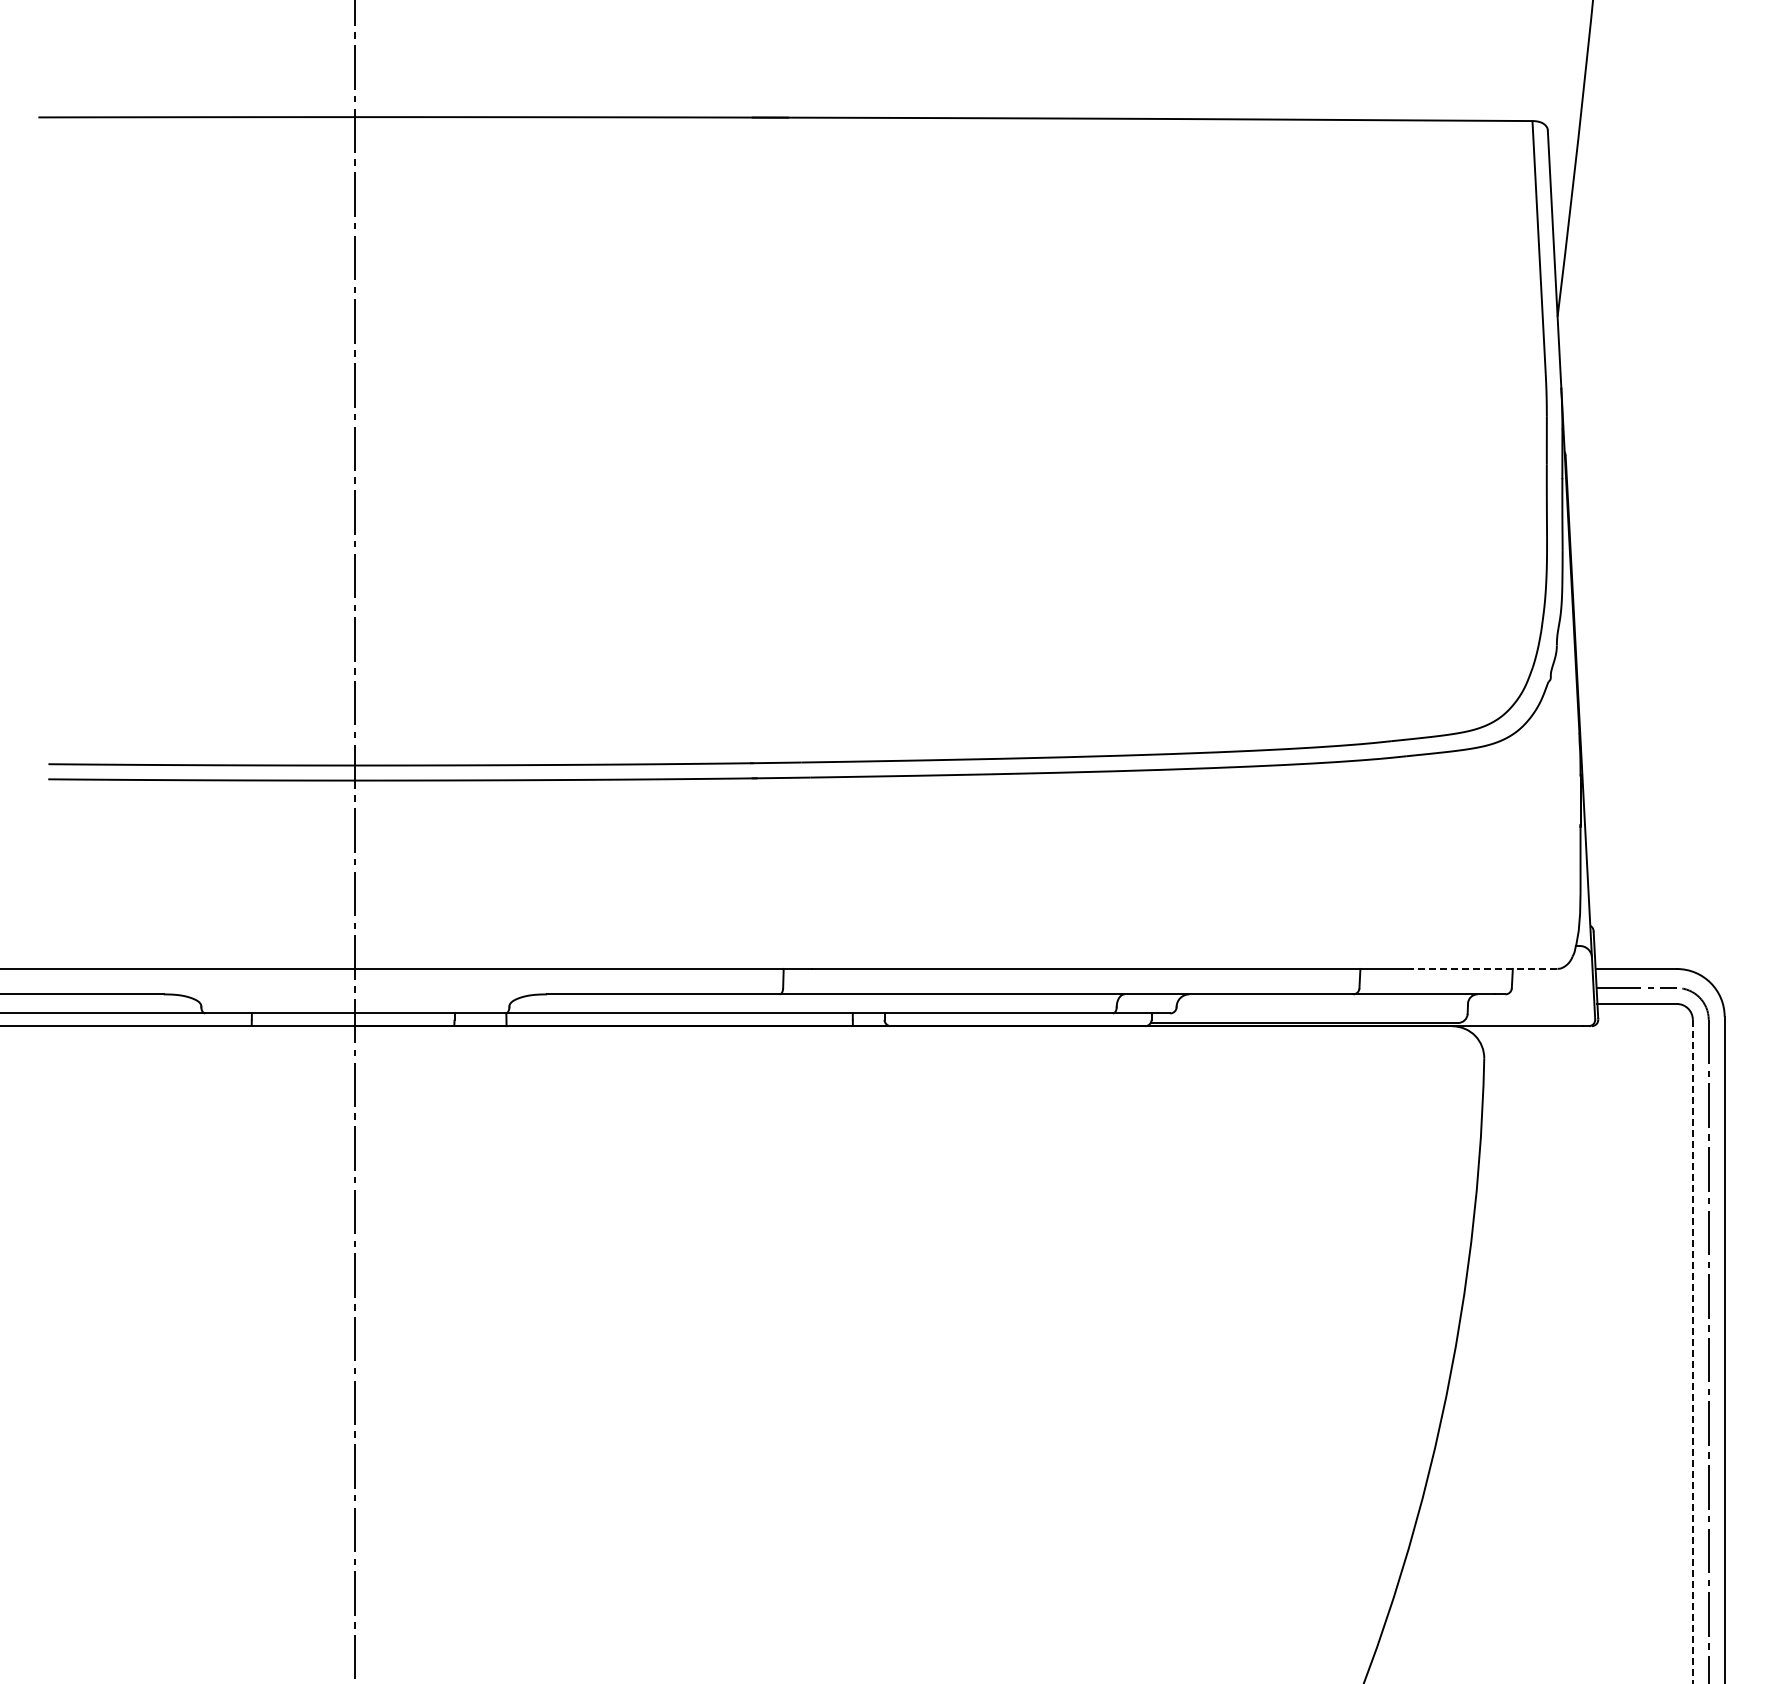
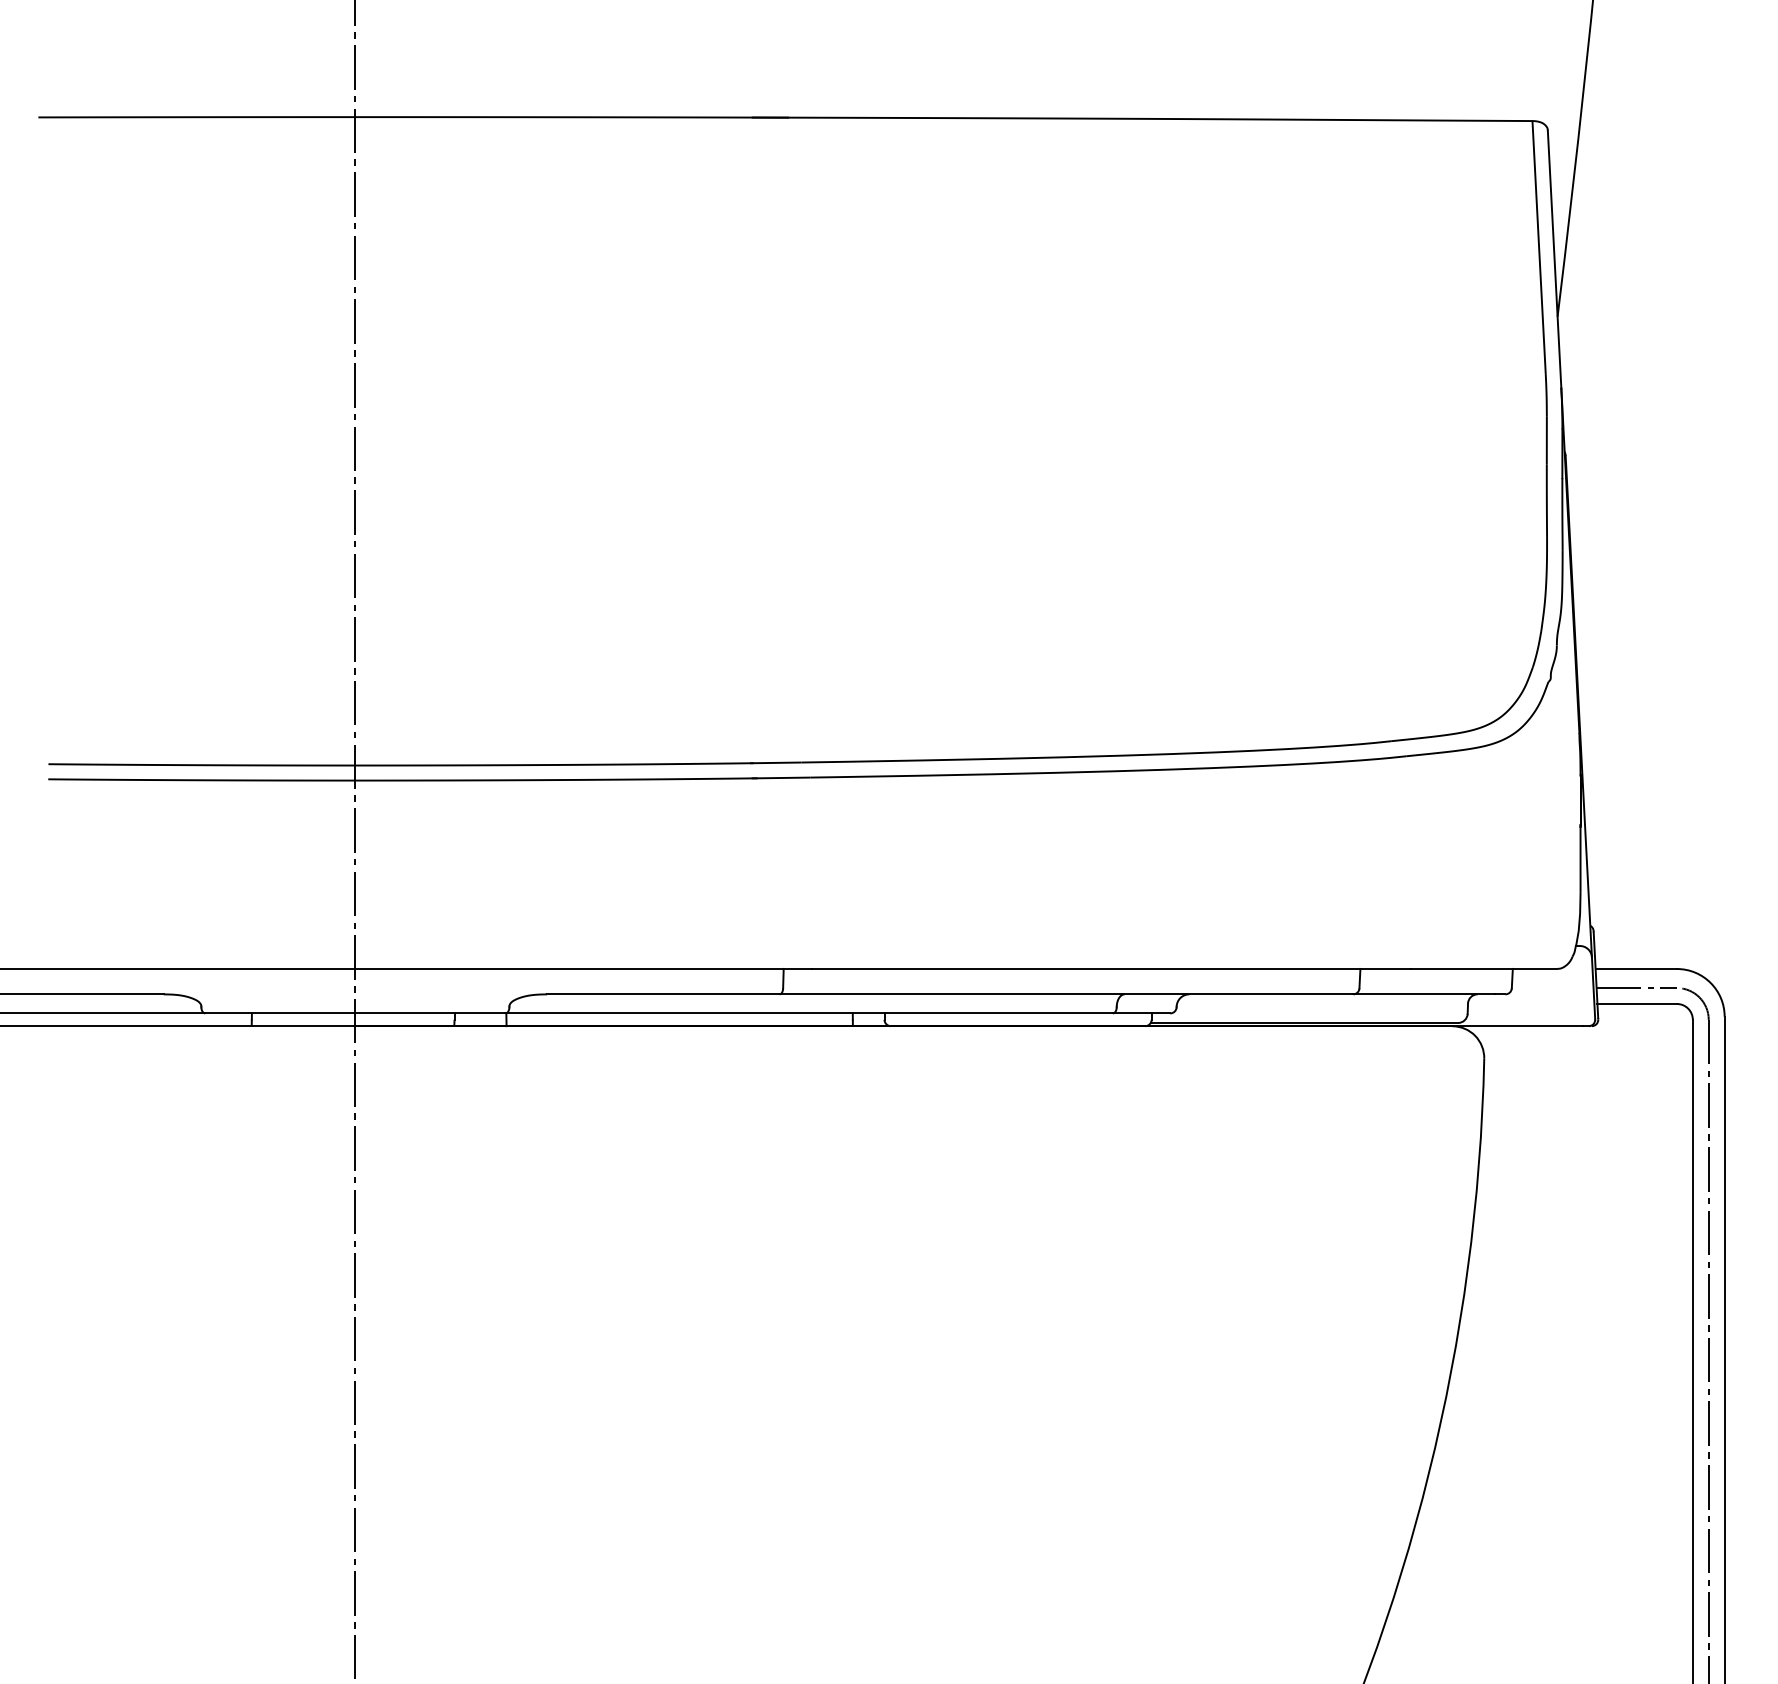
line: dashed -> solid (1483, 968)
line: dashed -> solid (1692, 1351)
